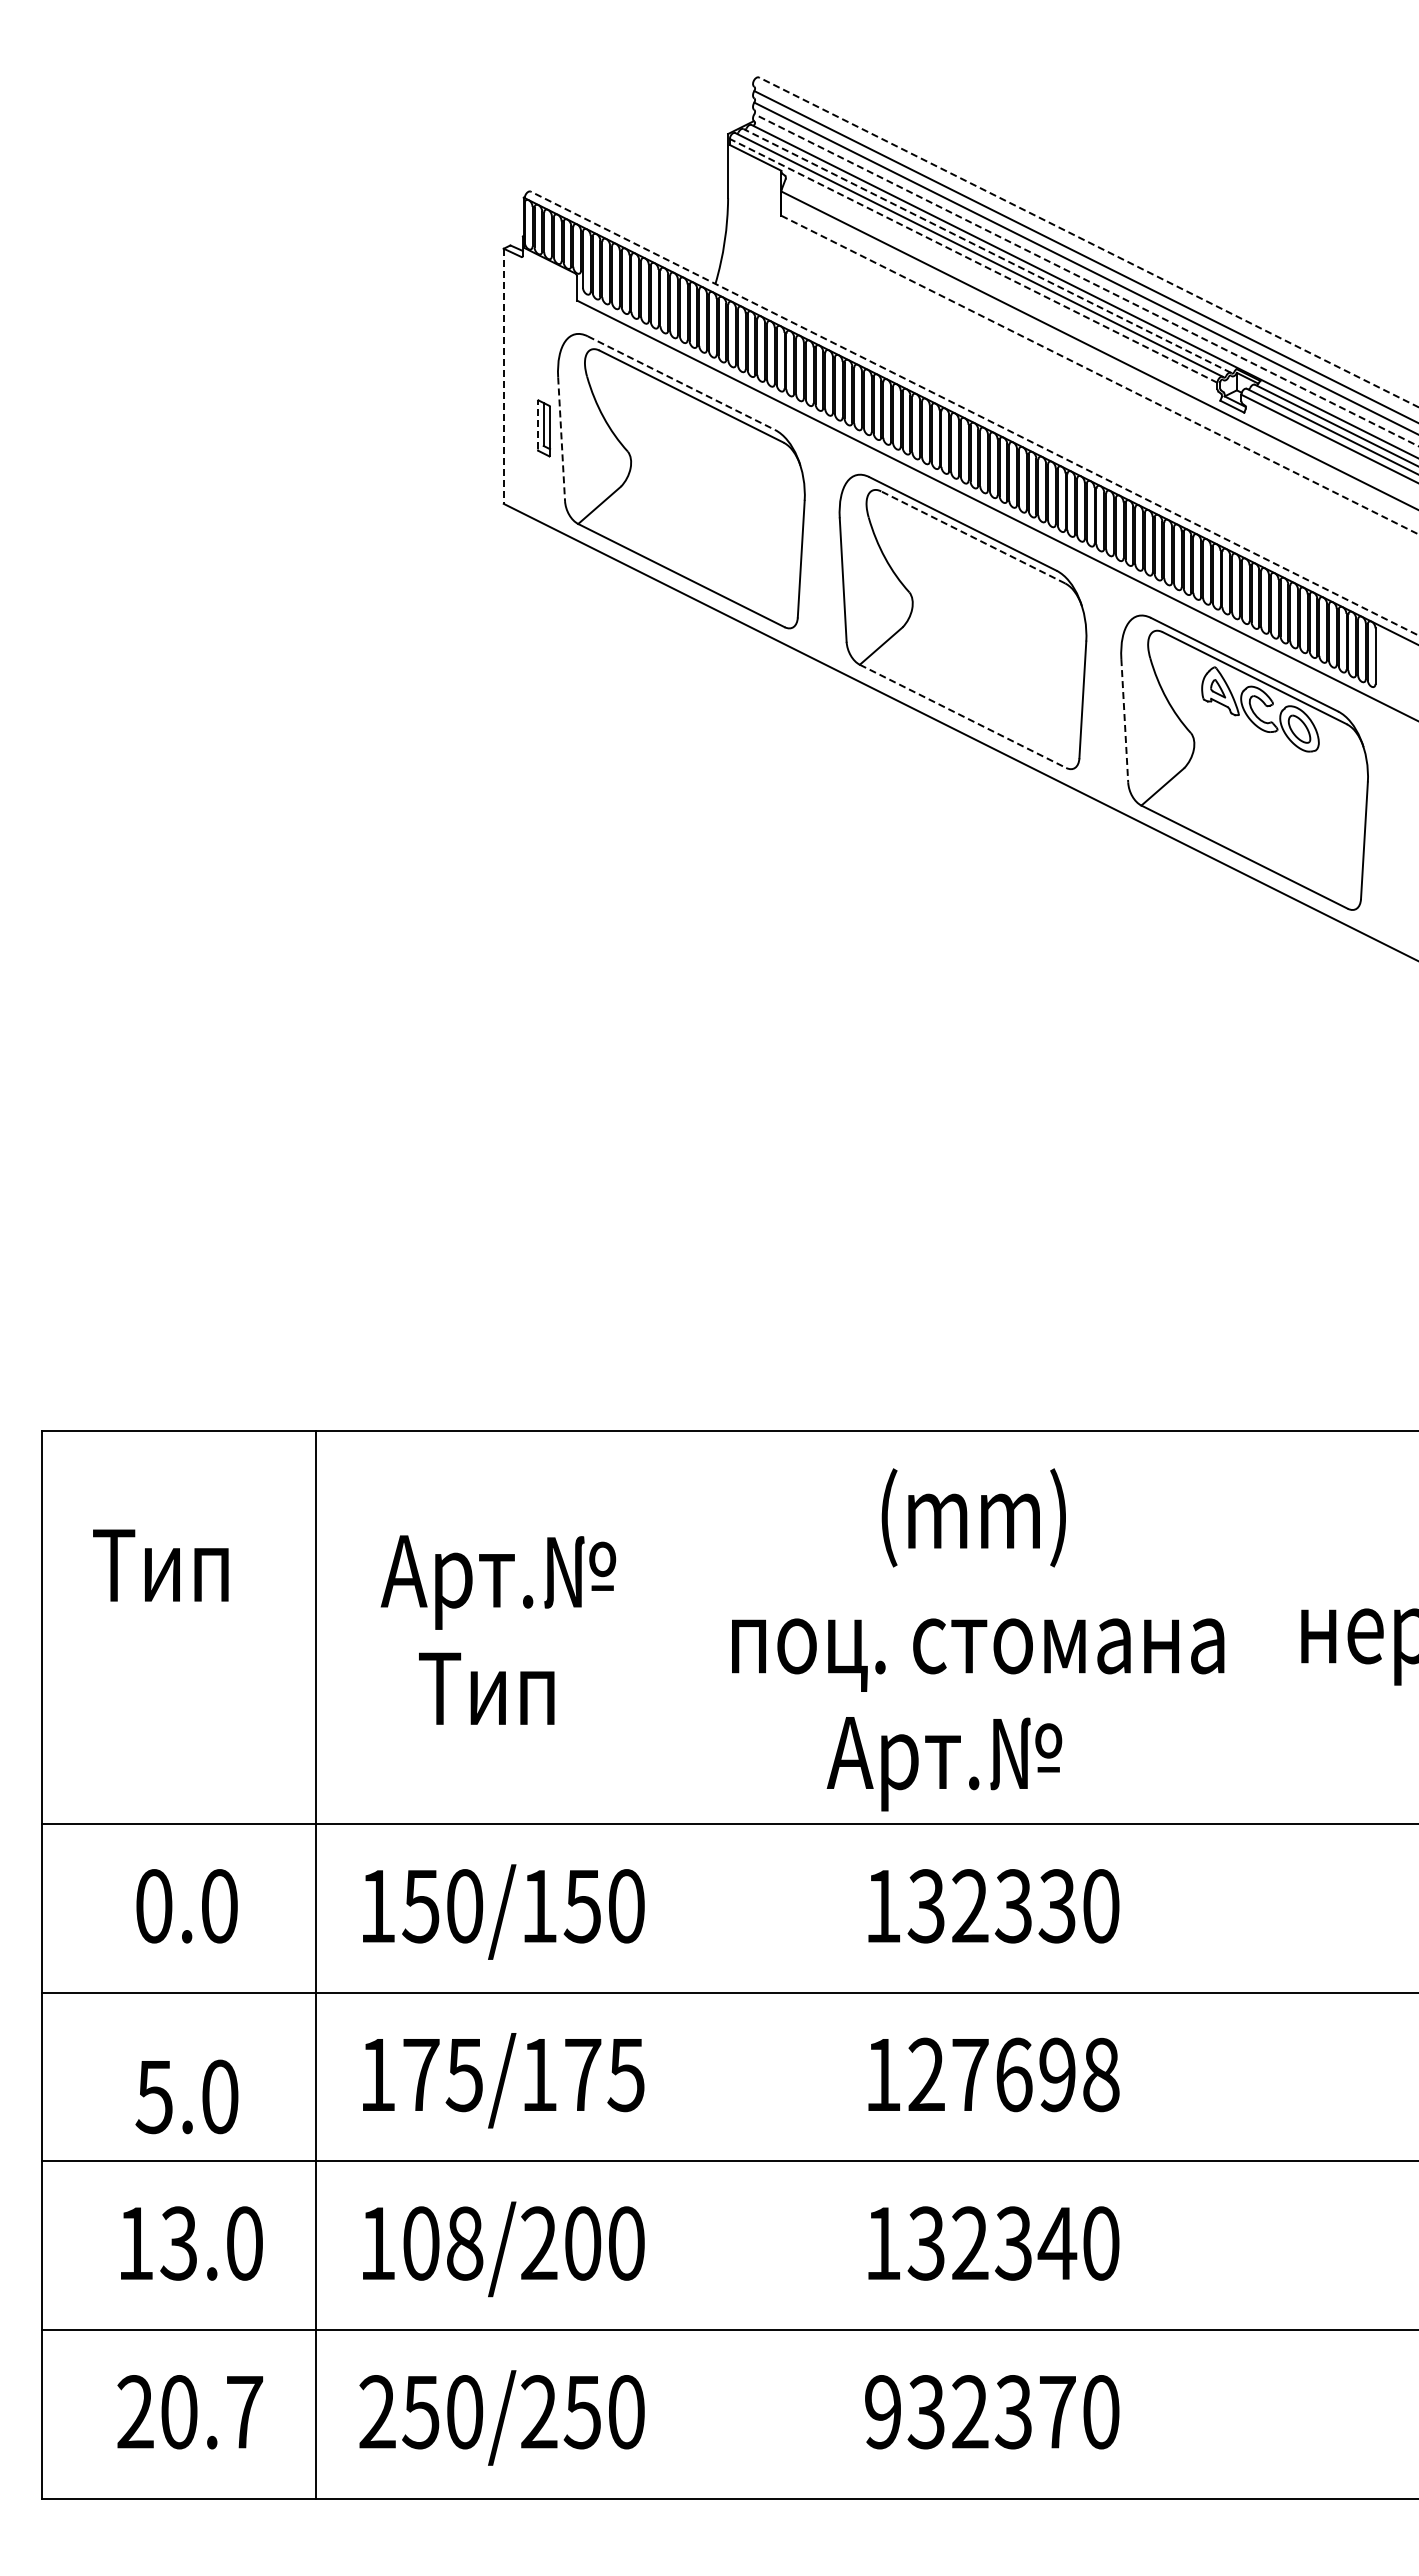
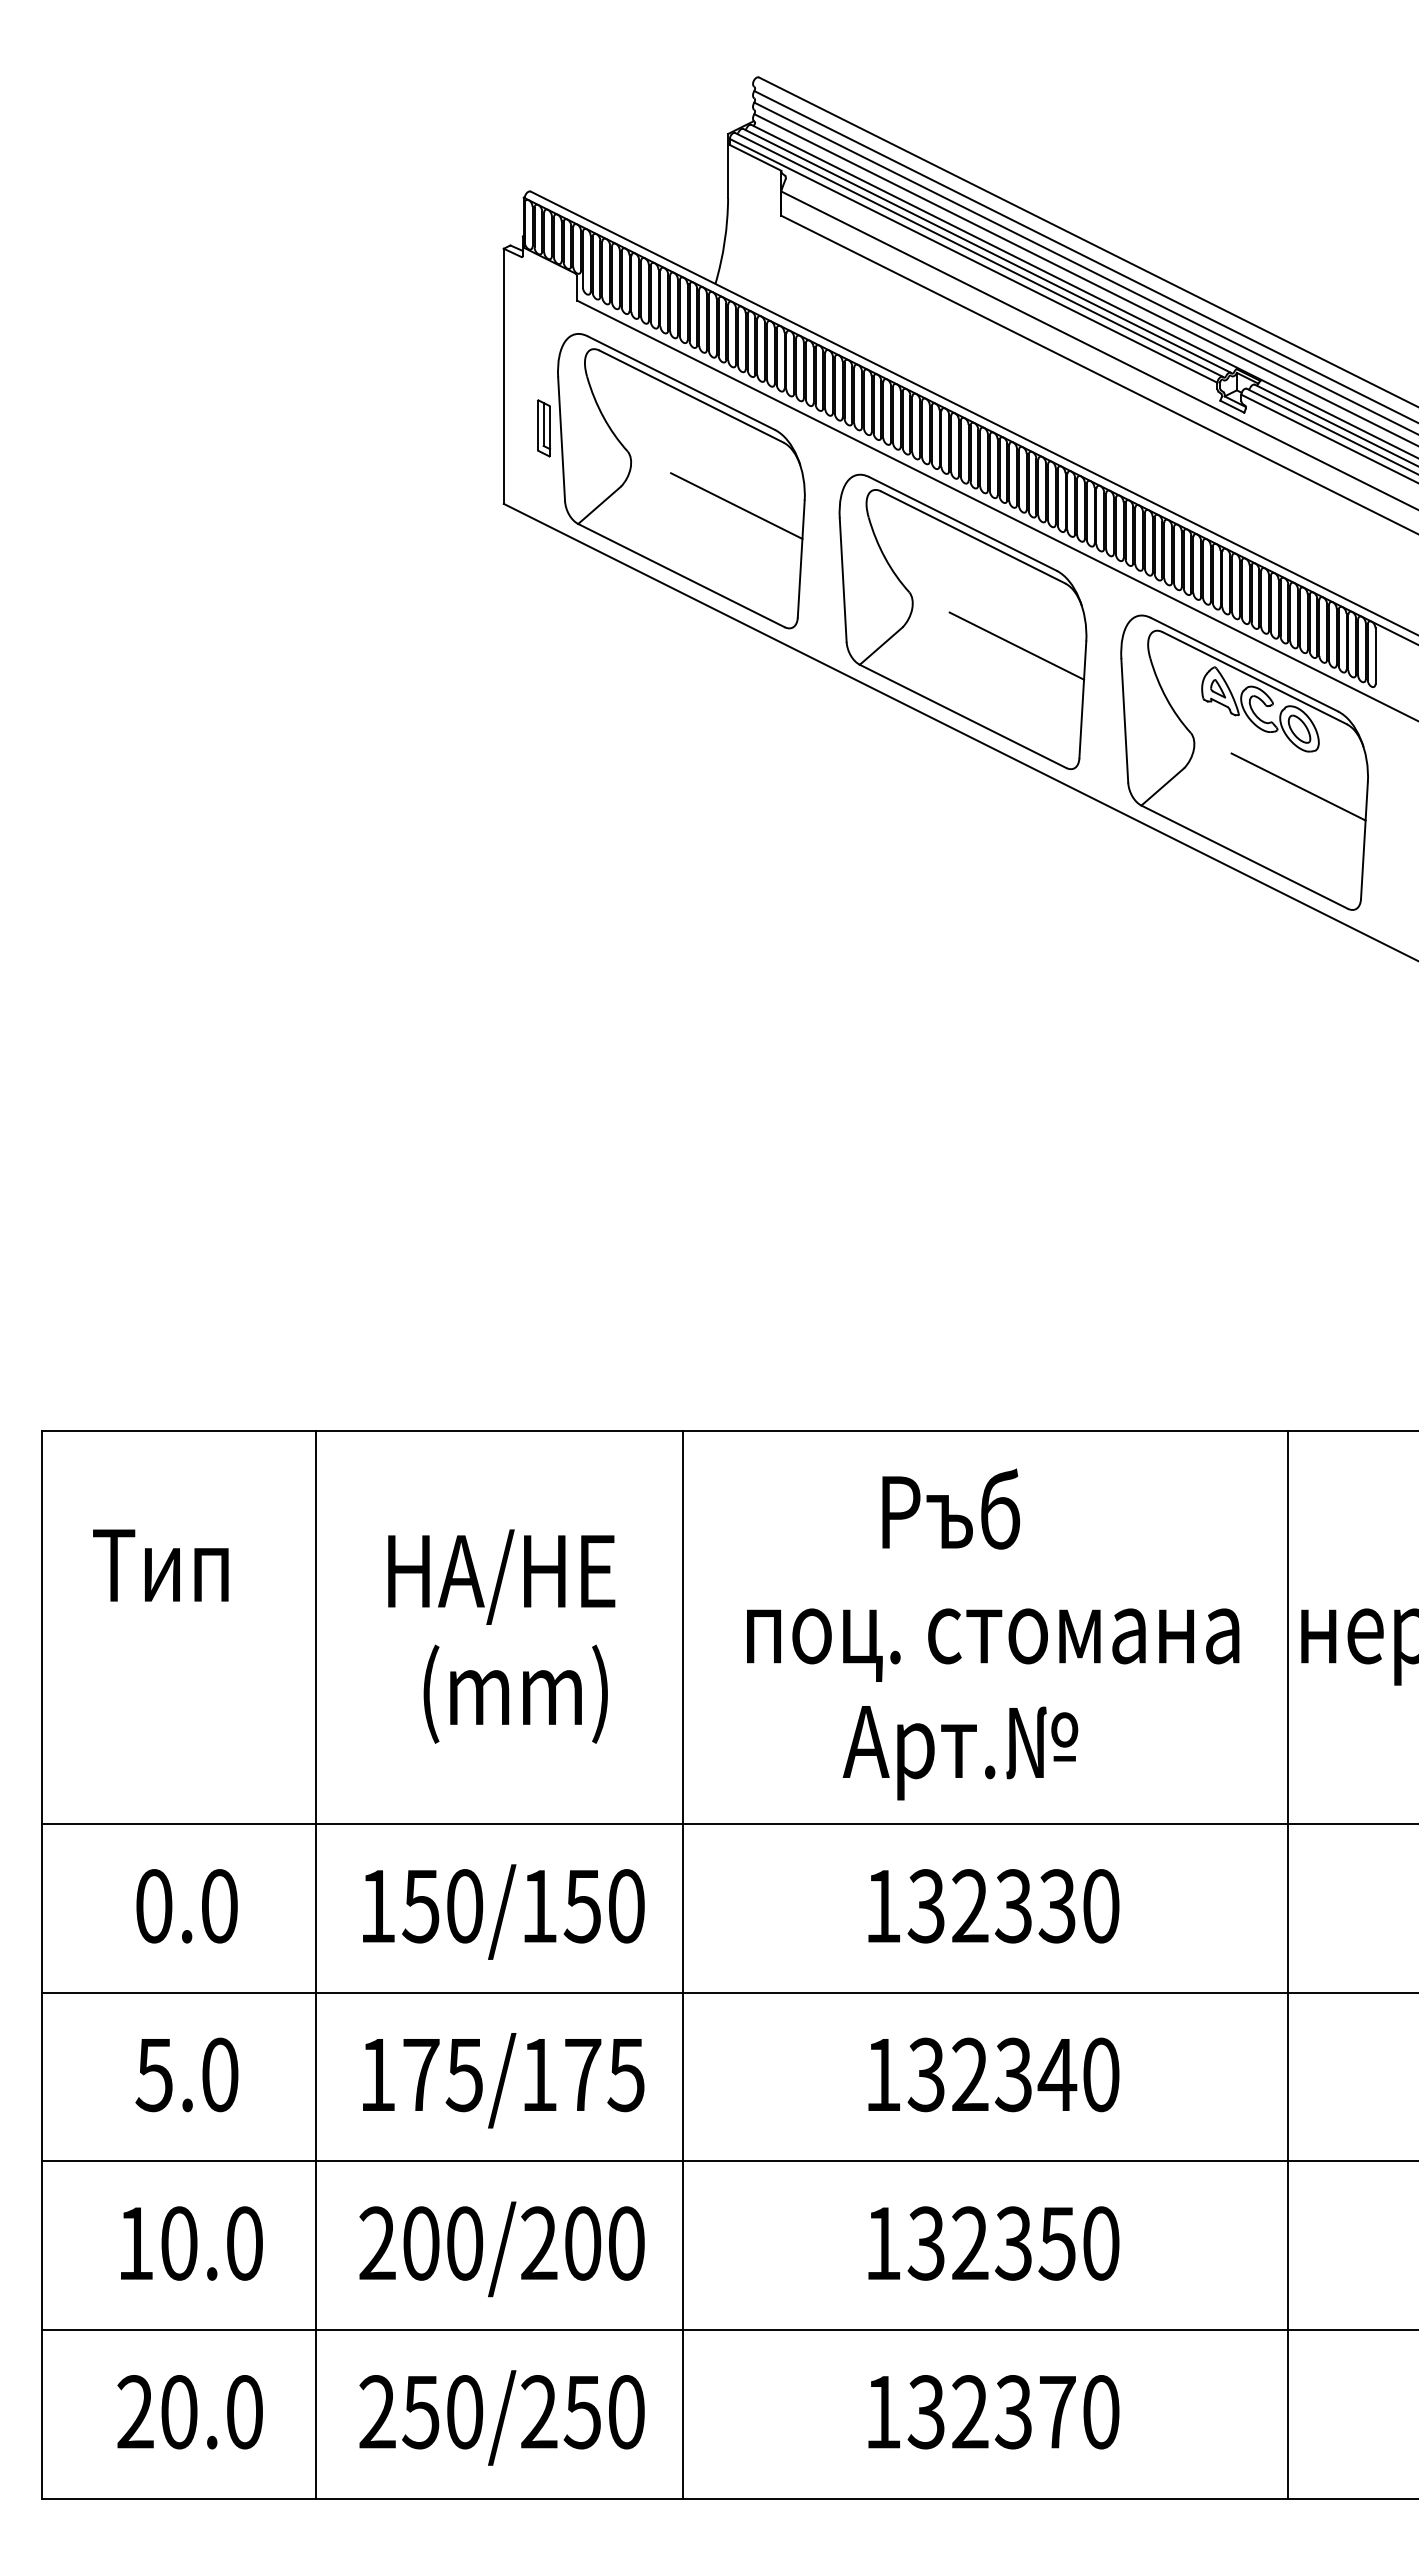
line: dashed -> solid (1088, 242)
line: dashed -> solid (987, 250)
line: dashed -> solid (973, 260)
line: dashed -> solid (1086, 280)
line: dashed -> solid (1099, 374)
line: dashed -> solid (503, 376)
line: dashed -> solid (681, 383)
line: dashed -> solid (974, 413)
line: dashed -> solid (537, 424)
line: dashed -> solid (561, 439)
line: none -> present (736, 505)
line: dashed -> solid (973, 537)
line: none -> present (1016, 645)
line: dashed -> solid (963, 716)
line: dashed -> solid (1124, 720)
line: none -> present (1298, 786)
text: (mm) -> Ръб (973, 1517)
text: Арт.№ -> HA/HE (498, 1579)
text position: (978, 1654) -> (993, 1644) (993, 1644)
text: Тип -> (mm) (513, 1693)
text position: (944, 1764) -> (960, 1753) (960, 1753)
line: none -> present (682, 1964)
line: none -> present (1287, 1964)
text: 127698 -> 132340 (1013, 2074)
text position: (186, 2096) -> (186, 2074) (186, 2074)
text: 13.0 -> 10.0 (178, 2243)
text: 108/200 -> 200/200 (421, 2243)
text: 132340 -> 132350 (1057, 2243)
text: 20.7 -> 20.0 (245, 2412)
text: 932370 -> 132370 (882, 2412)
